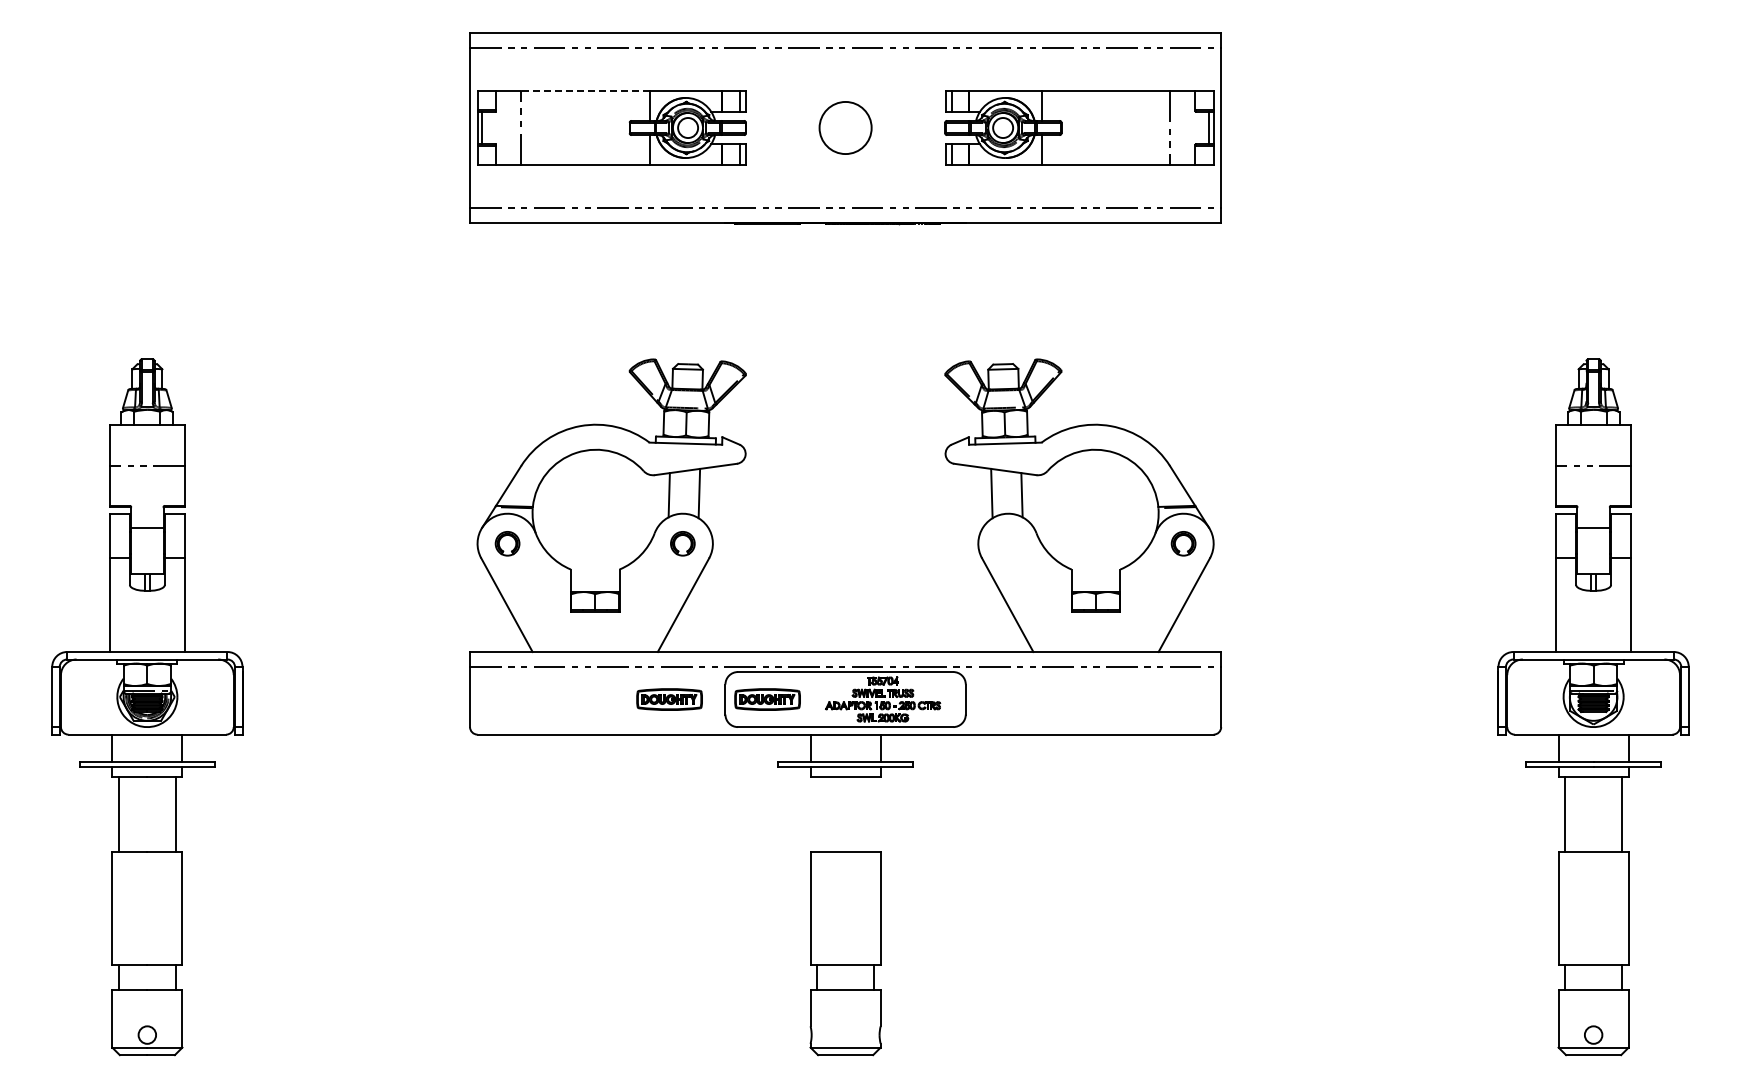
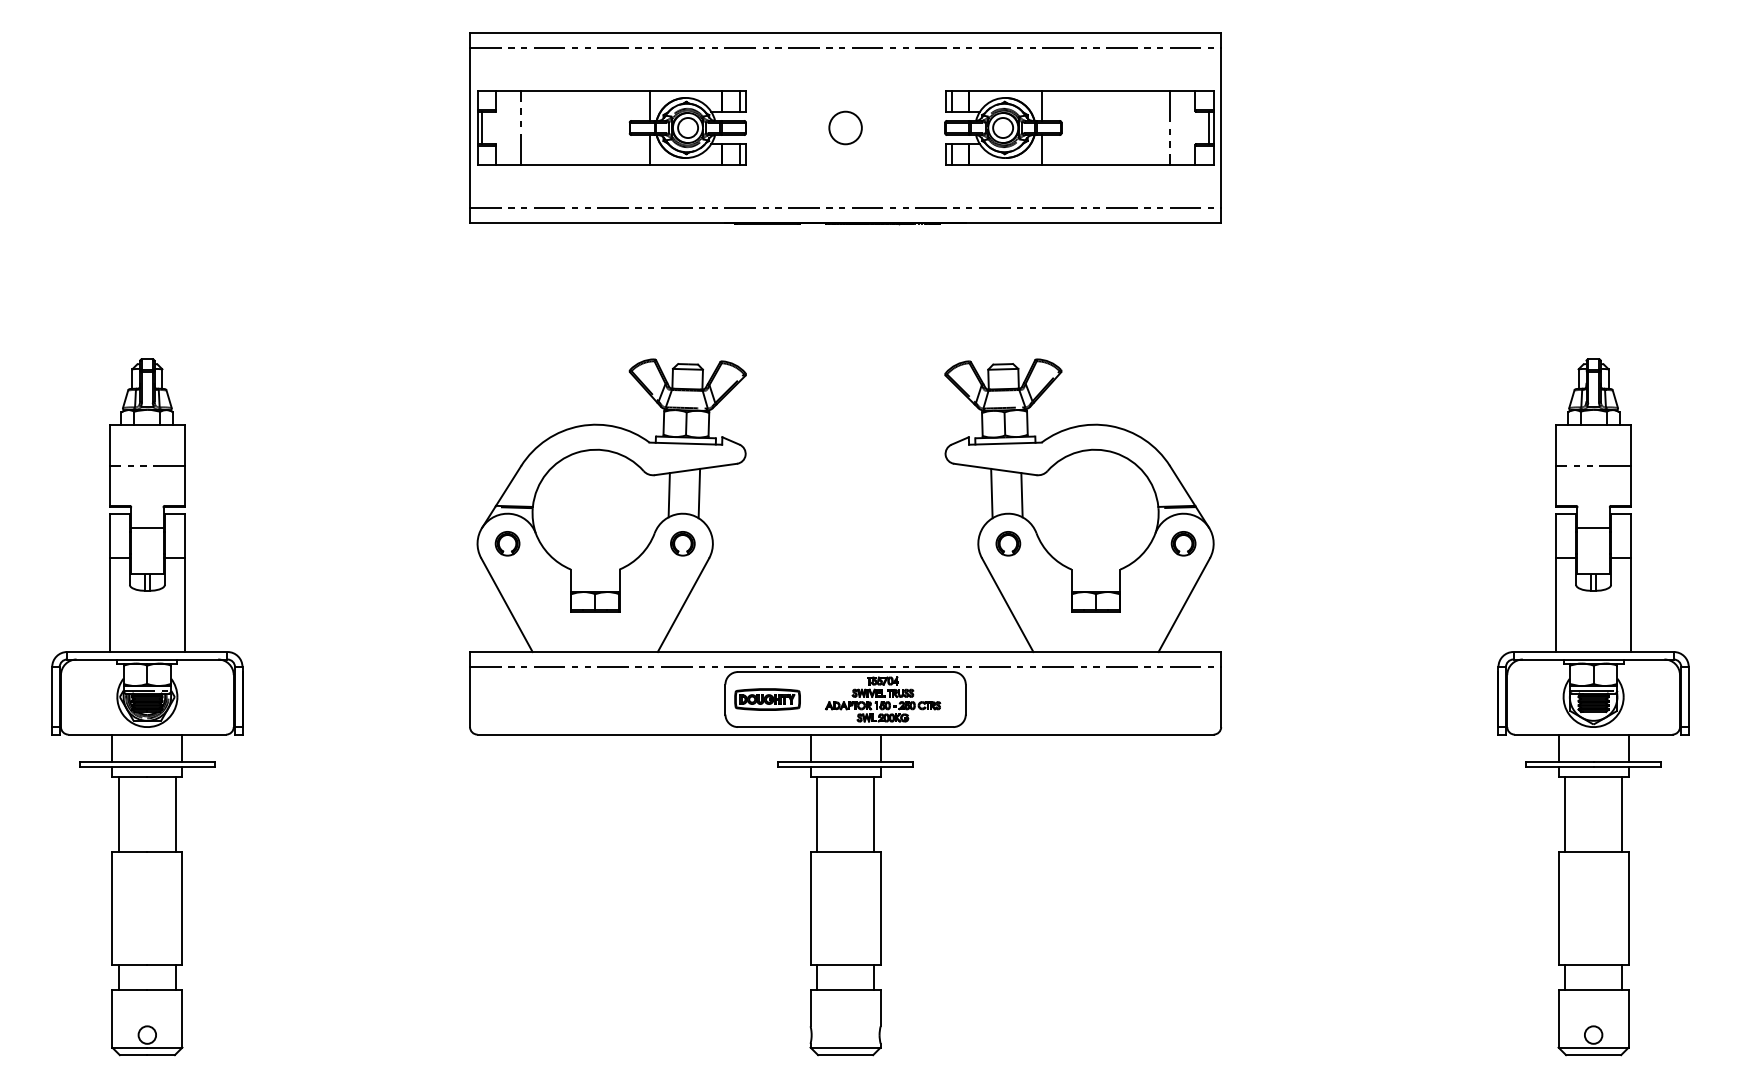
line: dashed -> solid (584, 90)
circle diameter: 52 px -> 33 px (845, 127)
part: none -> present (1008, 543)
part: present -> none (669, 699)
line: none -> present (816, 814)
line: none -> present (874, 814)
